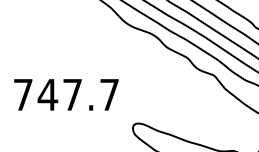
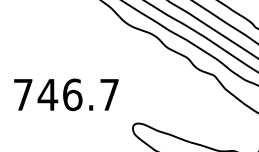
text: 747.7 -> 746.7 (72, 94)
